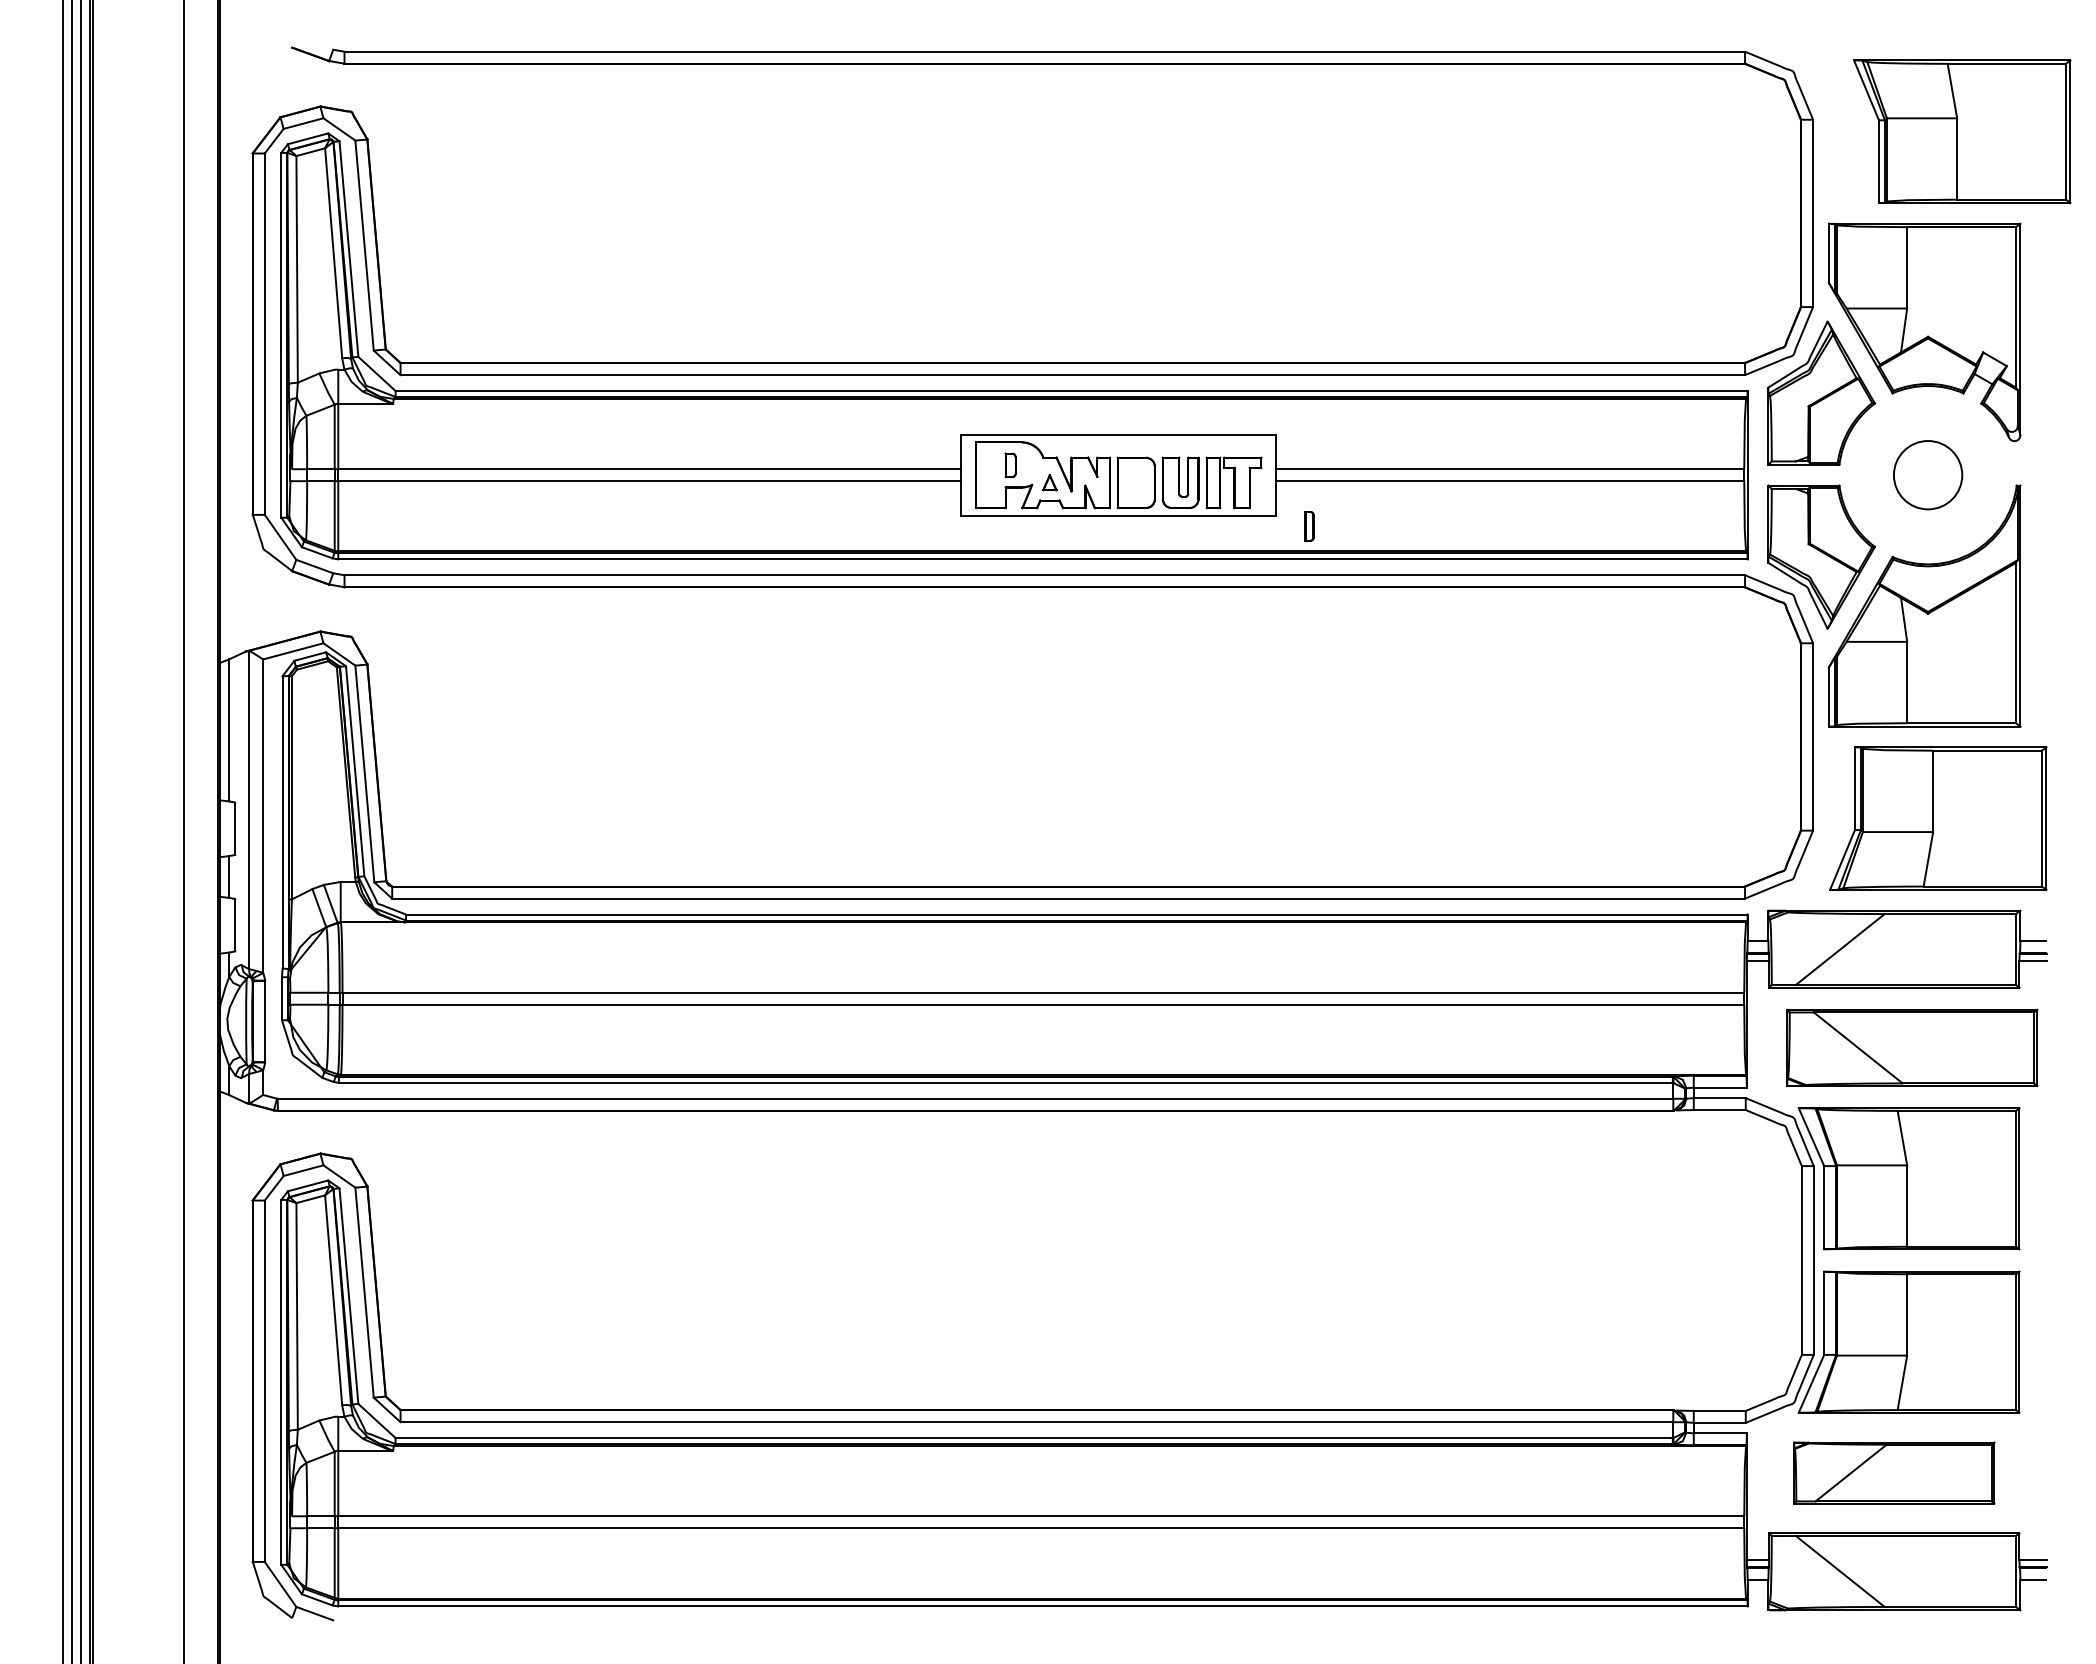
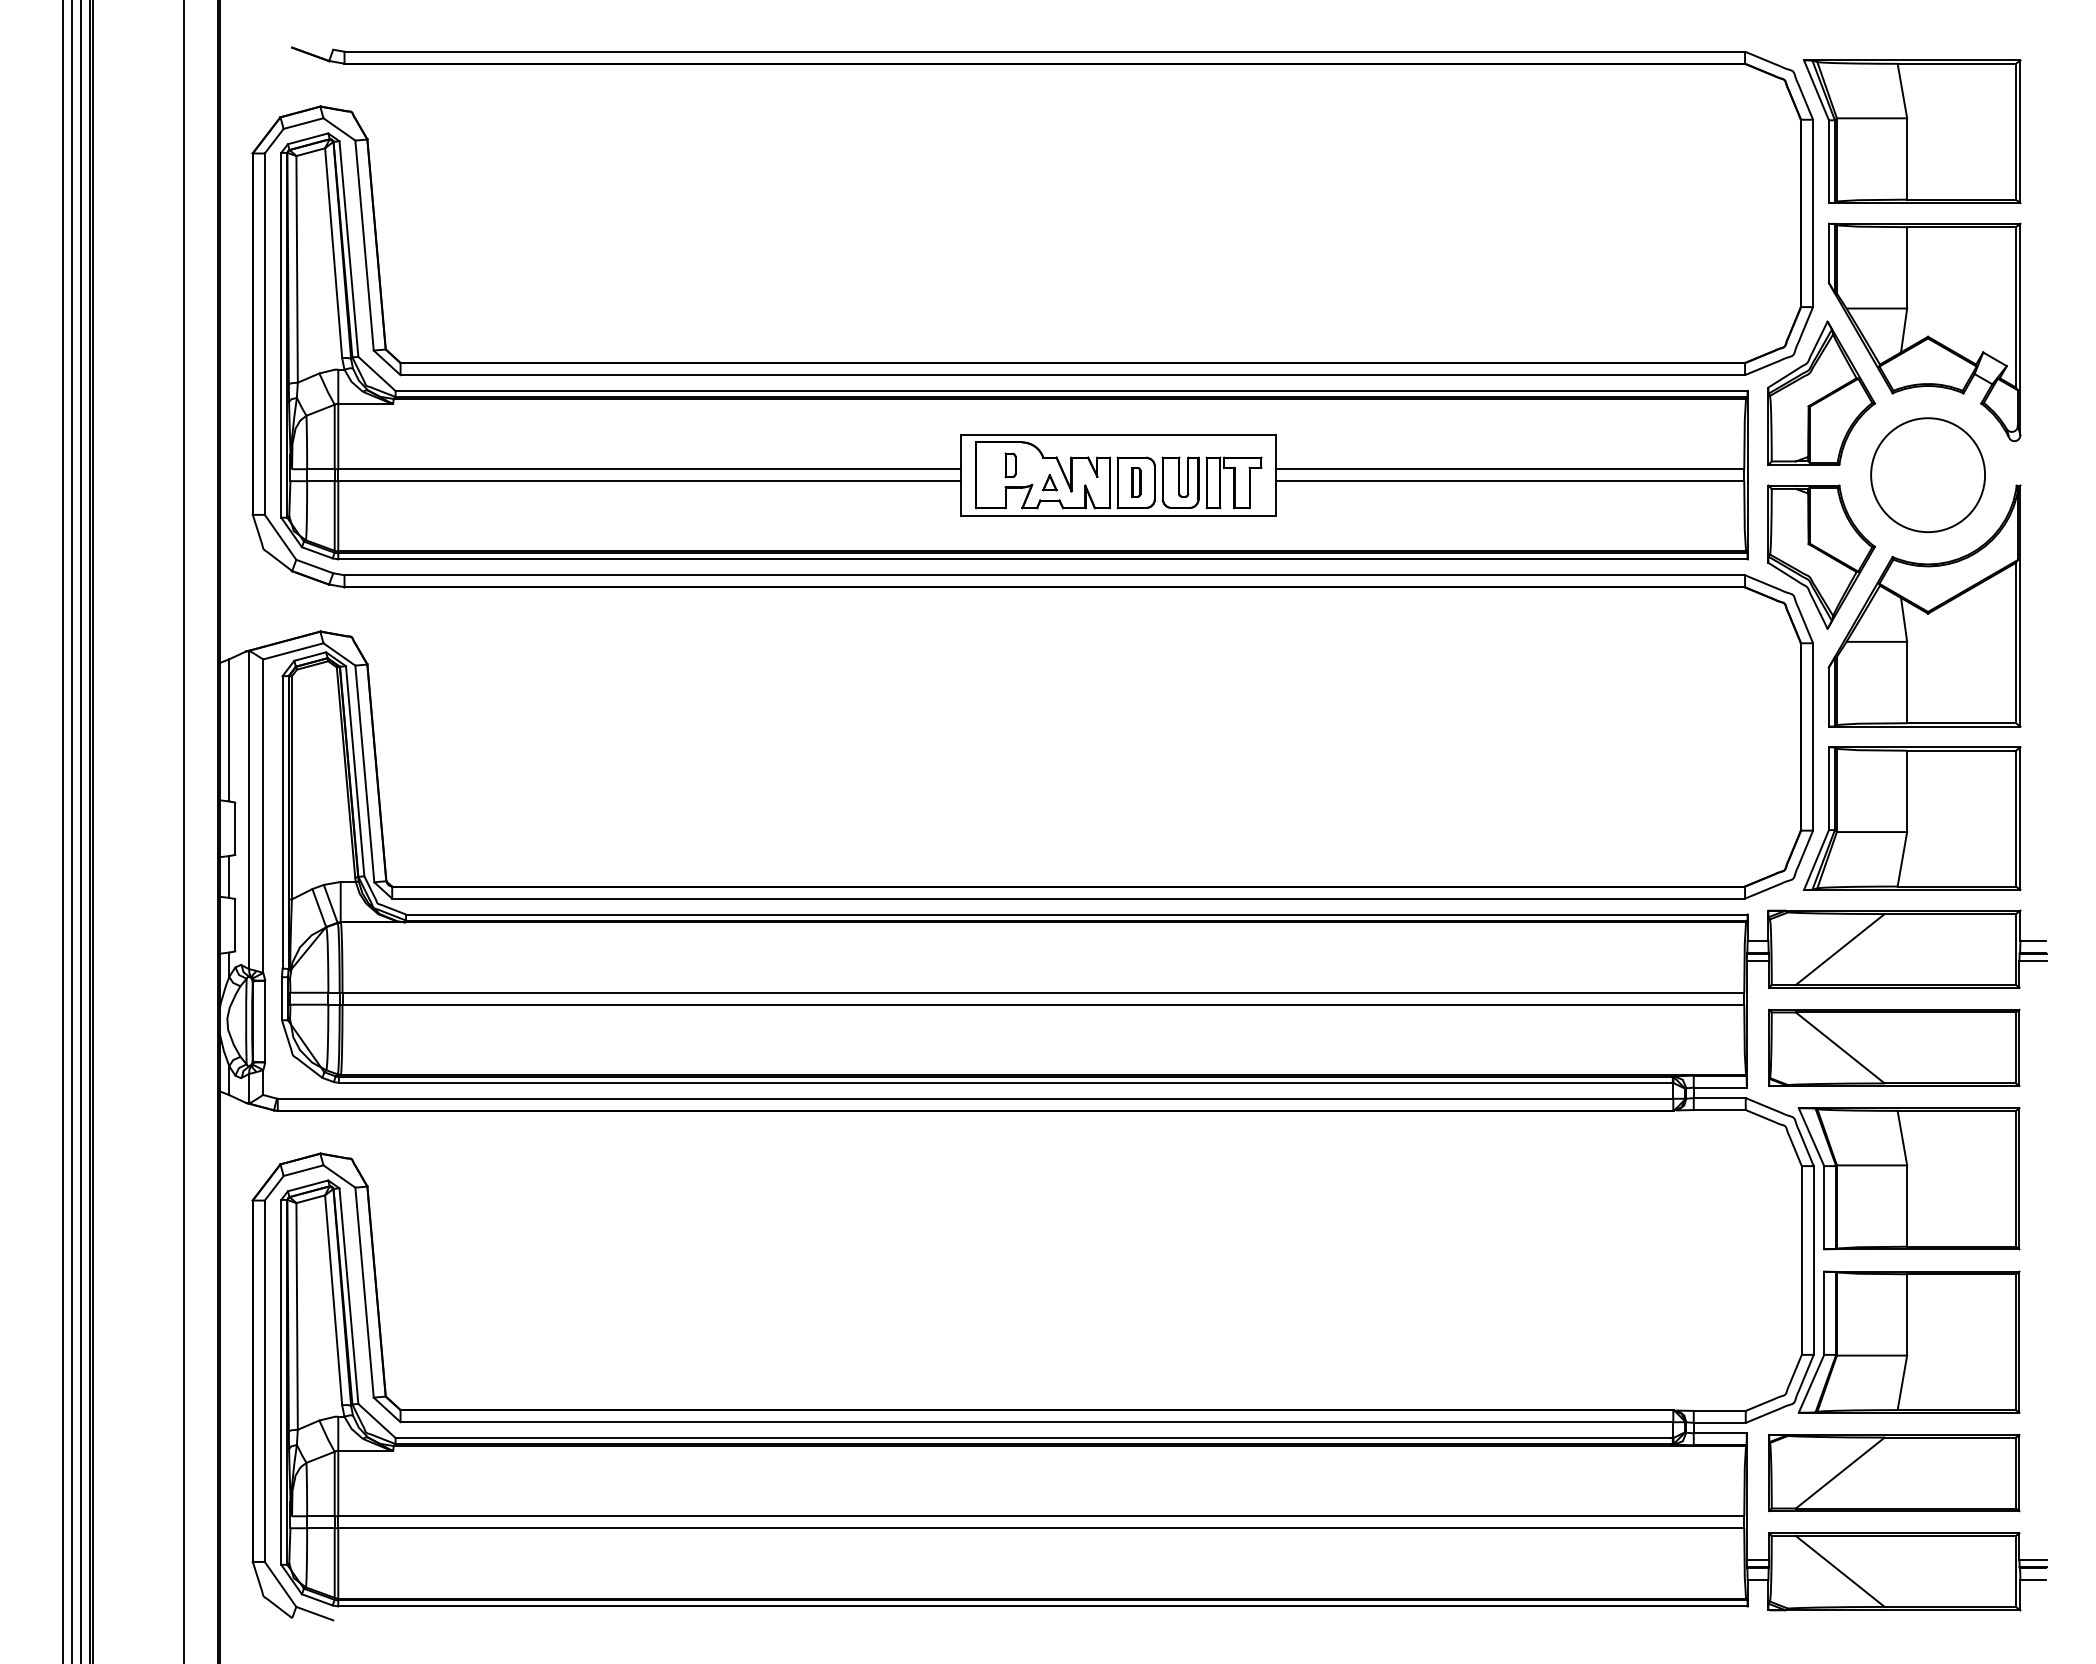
part position: (1962, 131) -> (1912, 131) (1912, 131)
circle diameter: 68 px -> 114 px (1928, 475)
part position: (1309, 526) -> (1136, 482) (1136, 482)
part position: (1938, 818) -> (1912, 818) (1912, 818)
part position: (1912, 1047) -> (1894, 1047) (1894, 1047)
part size: 203x64 px -> 253x80 px (1894, 1472)
